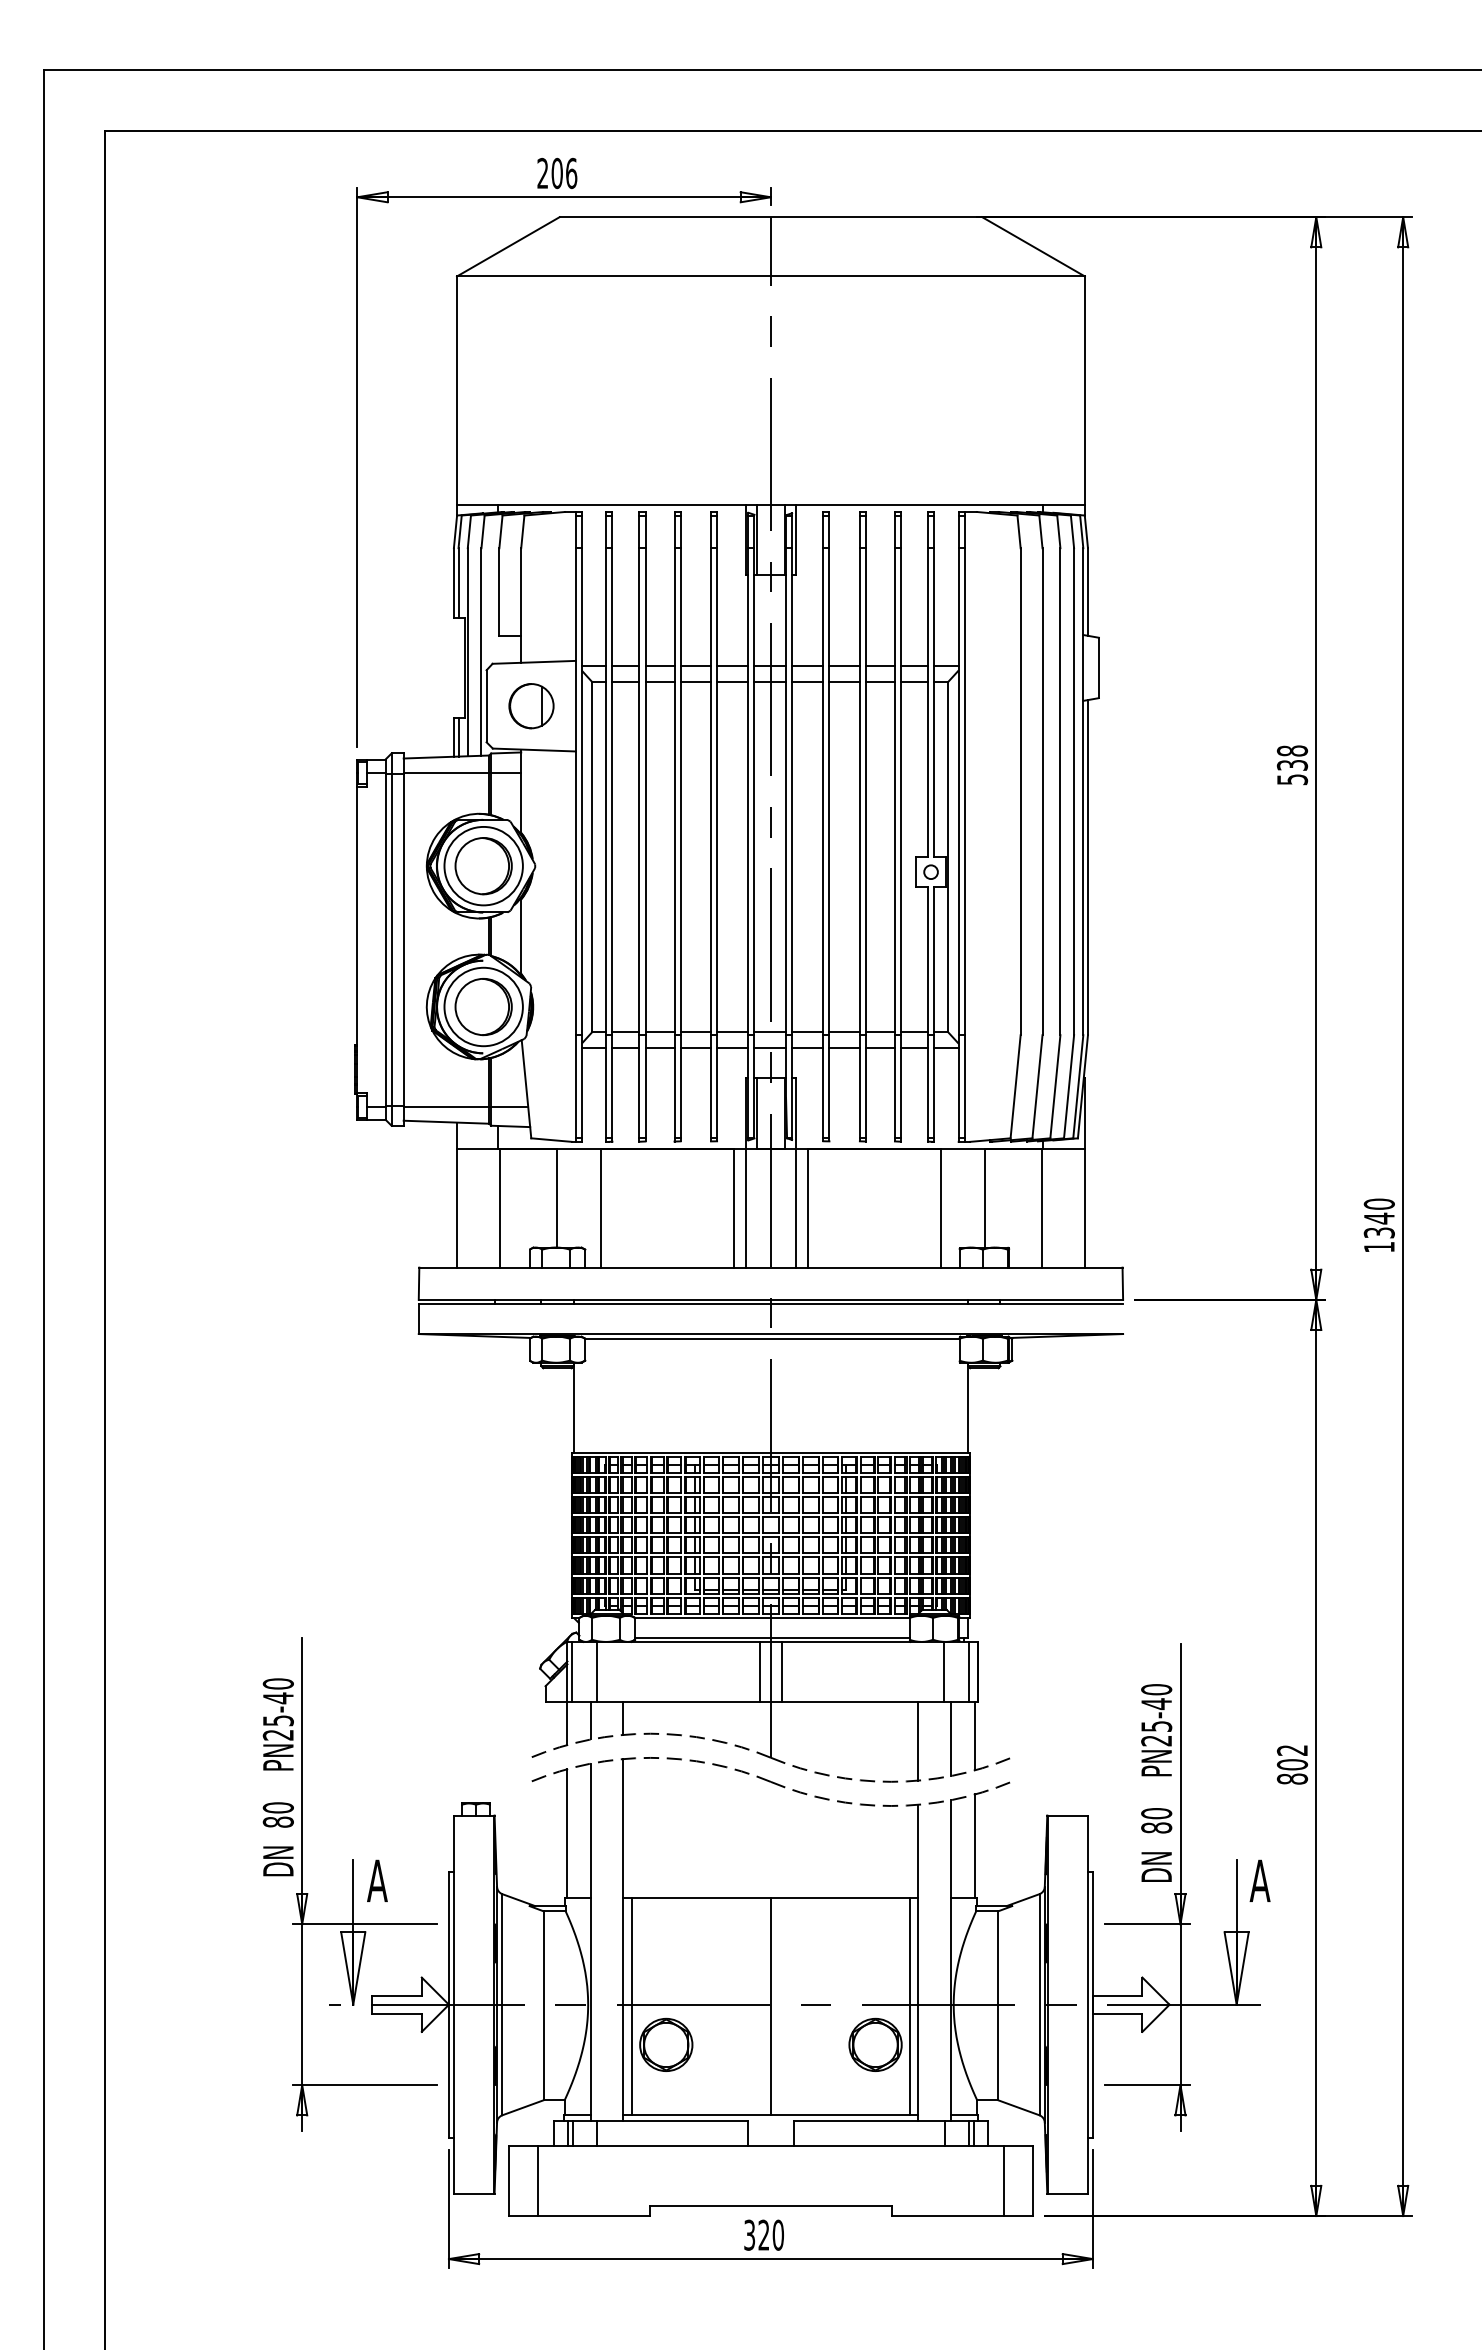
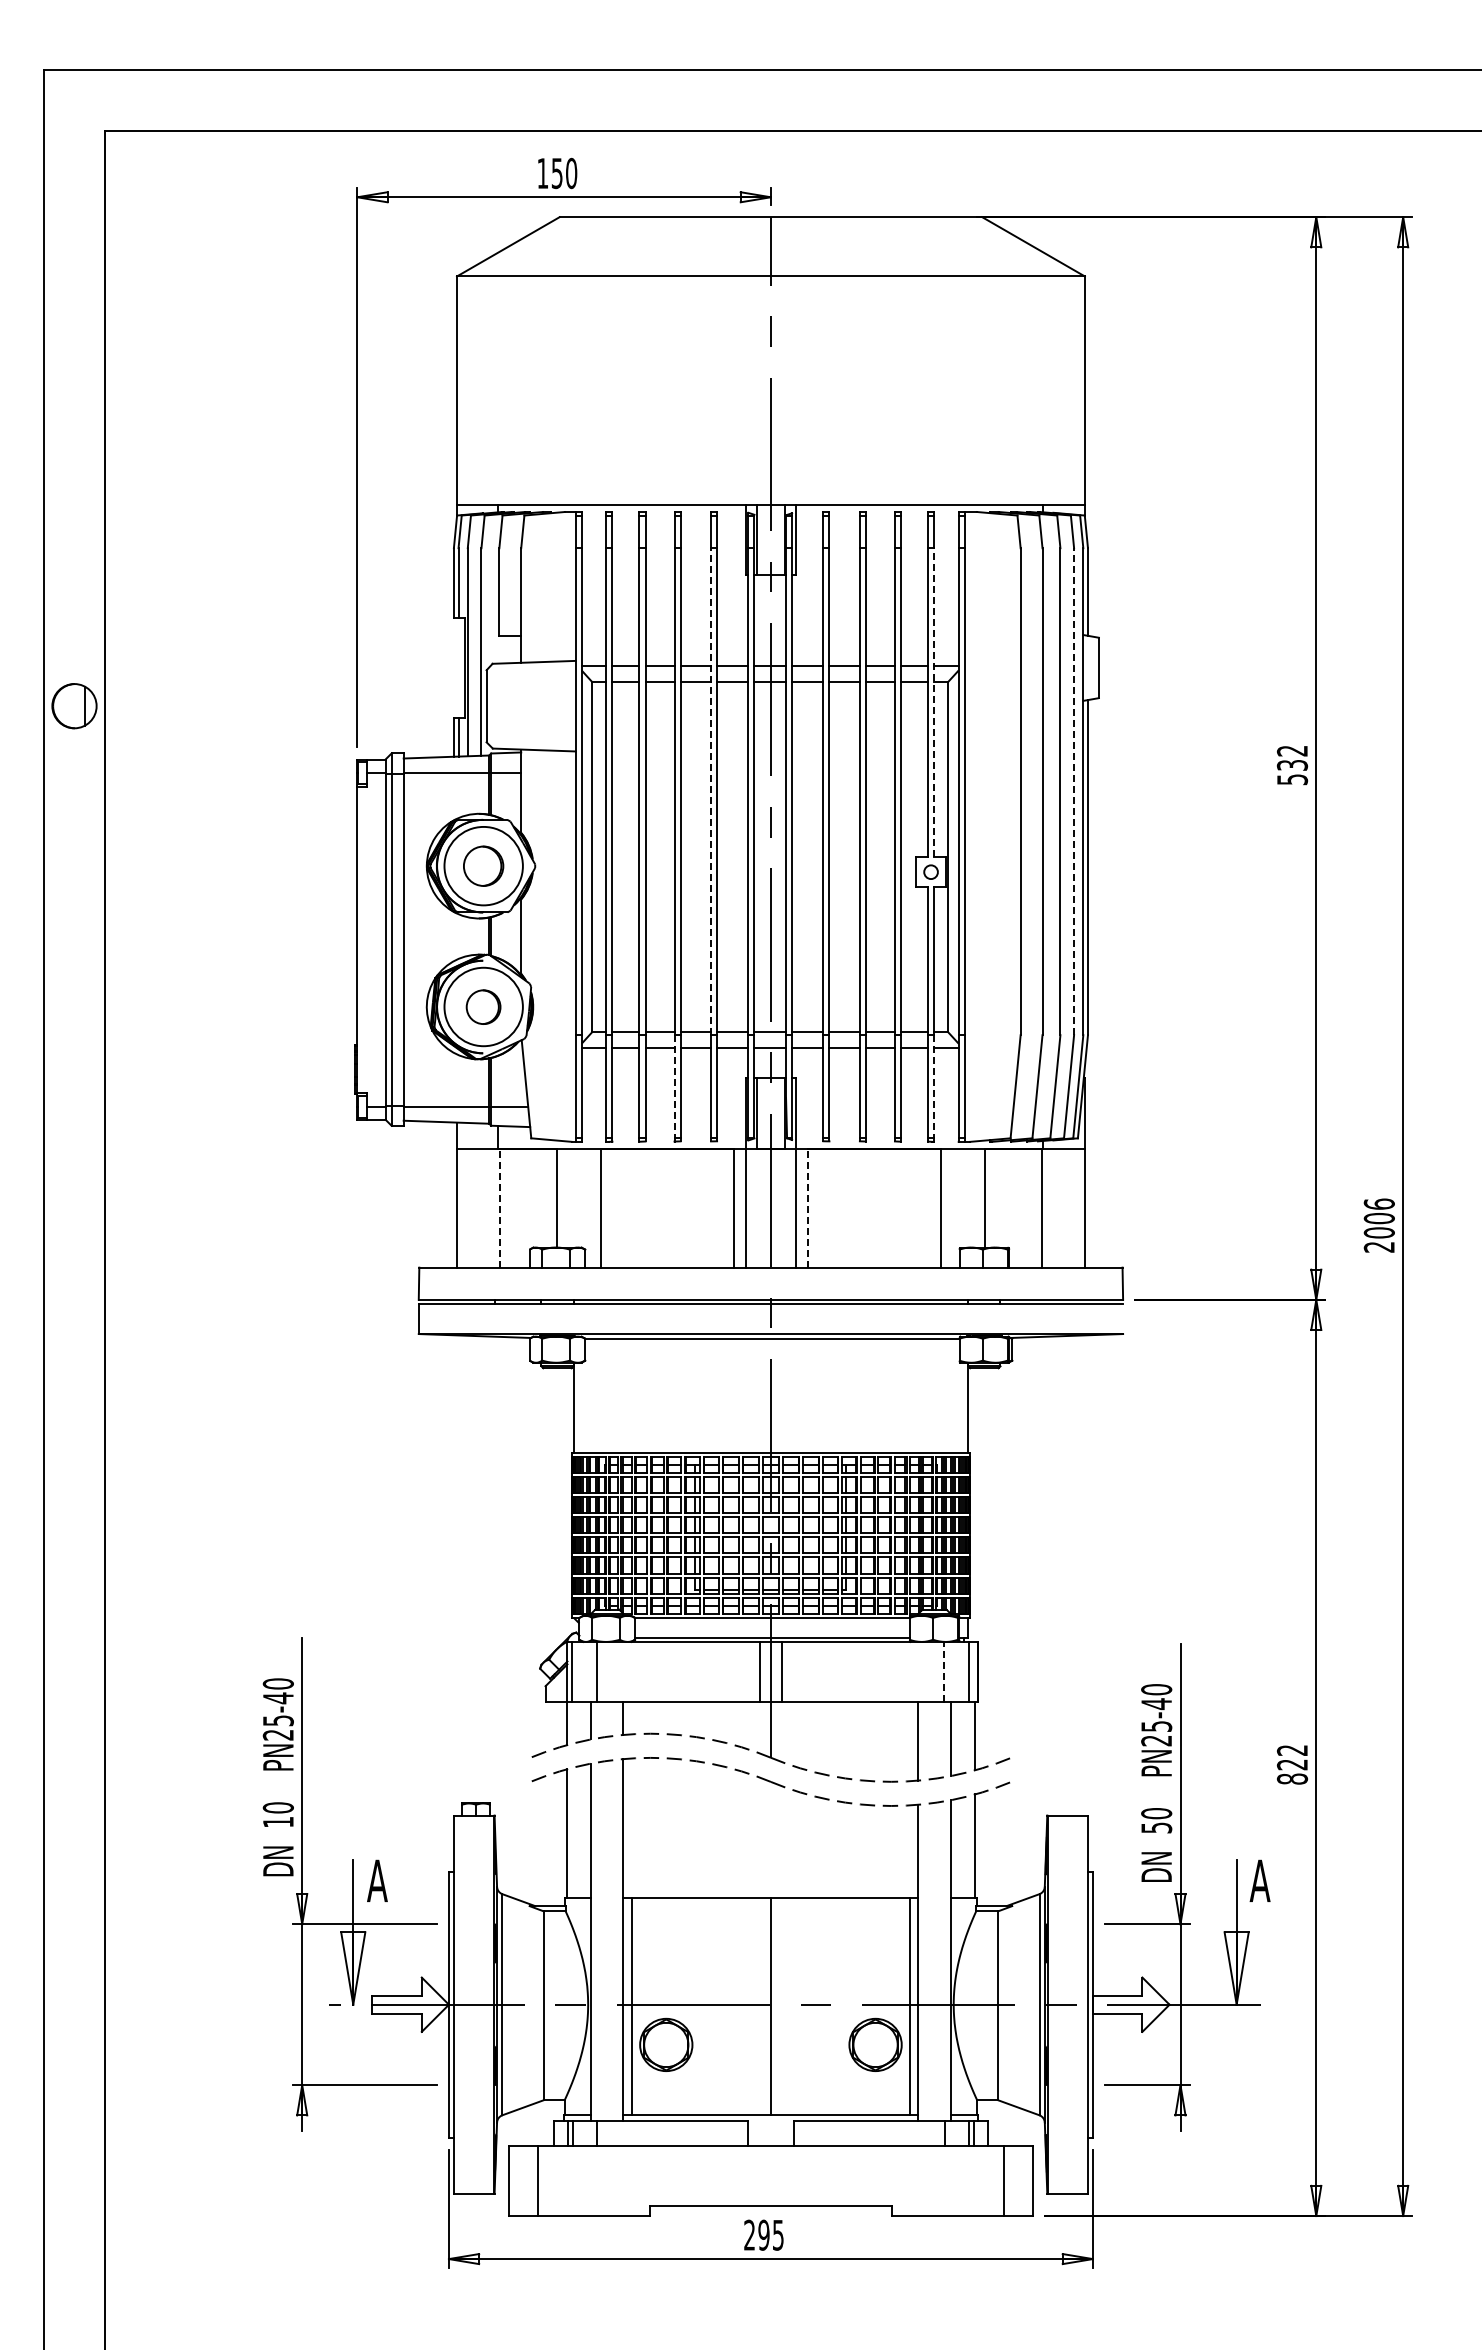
text: 206 -> 150 (557, 173)
line: solid -> dashed (934, 702)
part position: (531, 706) -> (74, 706) (74, 706)
text: 538 -> 532 (1292, 750)
line: solid -> dashed (711, 791)
line: solid -> dashed (1074, 791)
part size: 59x59 px -> 42x42 px (483, 865)
part size: 59x59 px -> 37x36 px (483, 1006)
line: solid -> dashed (674, 1086)
line: solid -> dashed (934, 1086)
line: solid -> dashed (499, 1207)
line: solid -> dashed (807, 1207)
text: 1340 -> 2006 (1378, 1225)
line: solid -> dashed (944, 1671)
text: 802 -> 822 (1292, 1764)
text: 80 -> 10 (277, 1821)
text: 80 -> 50 (1156, 1827)
text: 320 -> 295 (763, 2234)
